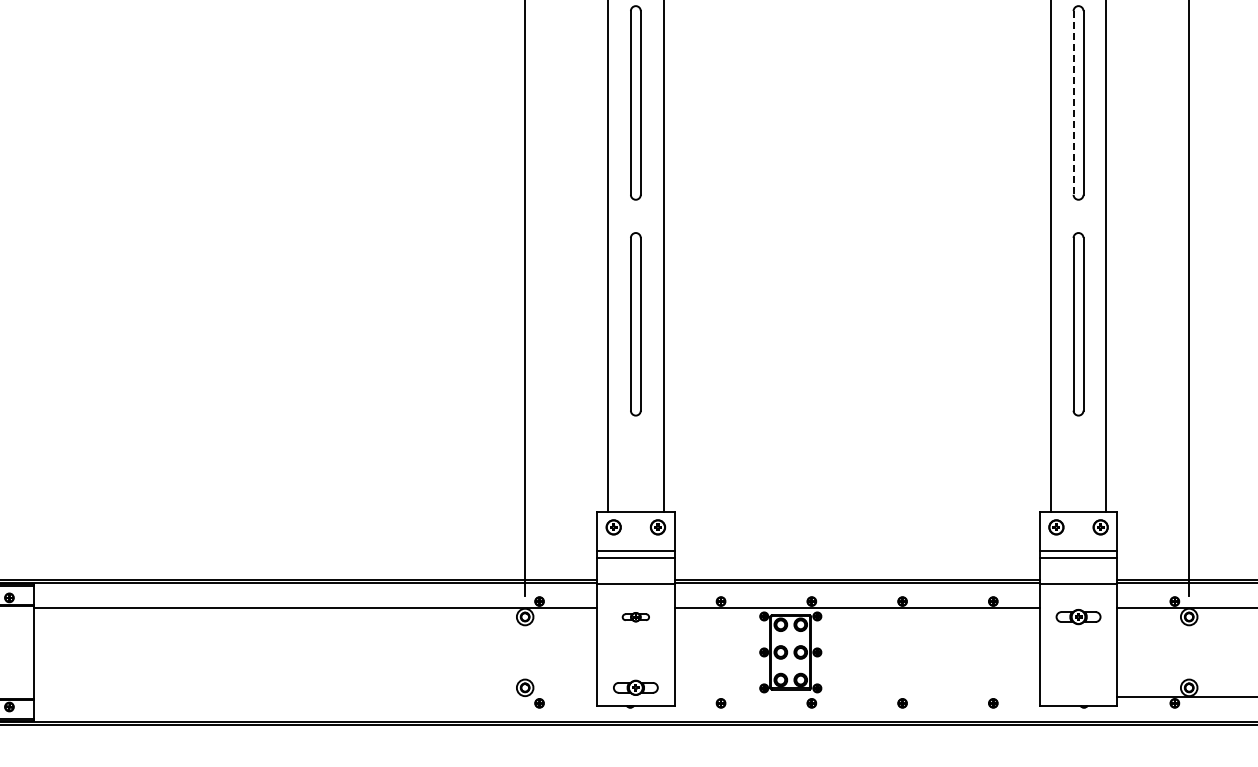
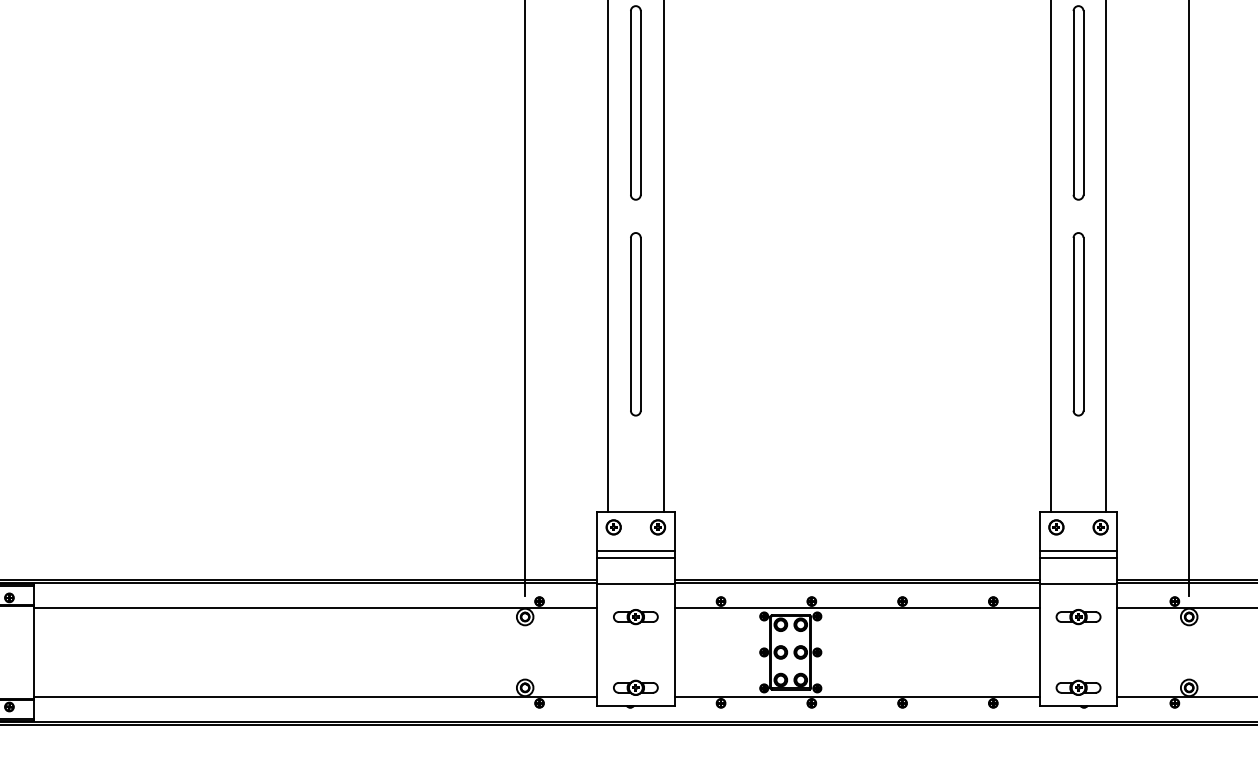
line: dashed -> solid (1073, 102)
part size: 29x11 px -> 46x17 px (635, 617)
part: none -> present (1078, 687)
line: none -> present (315, 696)
line: none -> present (856, 696)
